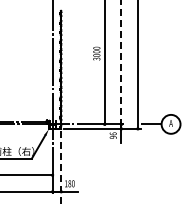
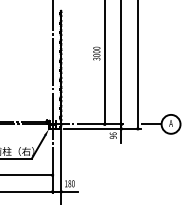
line: dashed -> solid (121, 65)
line: dashed -> solid (61, 168)
